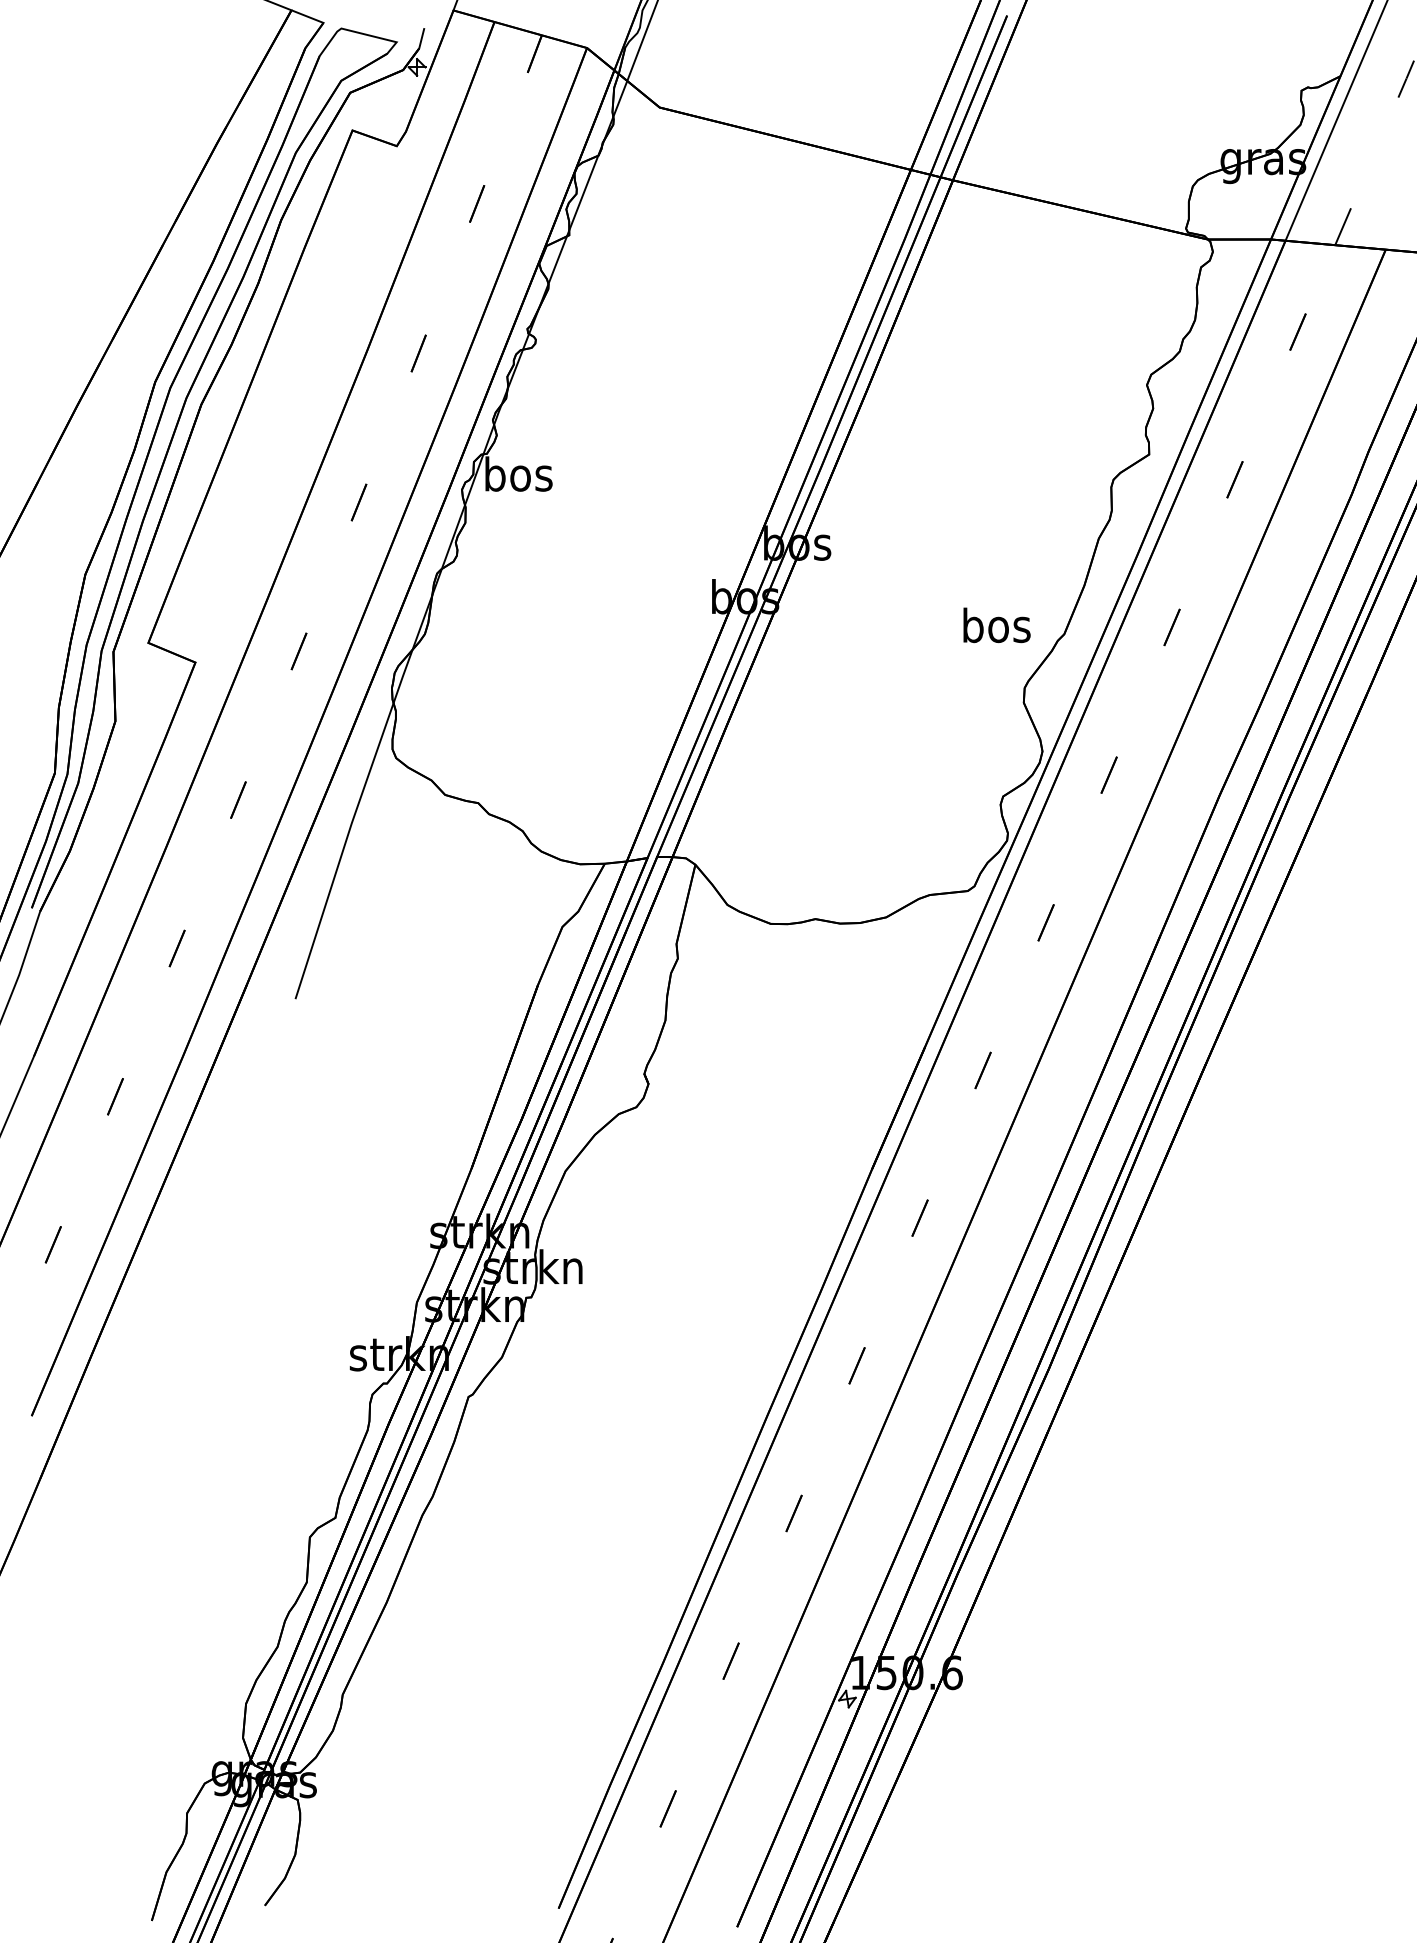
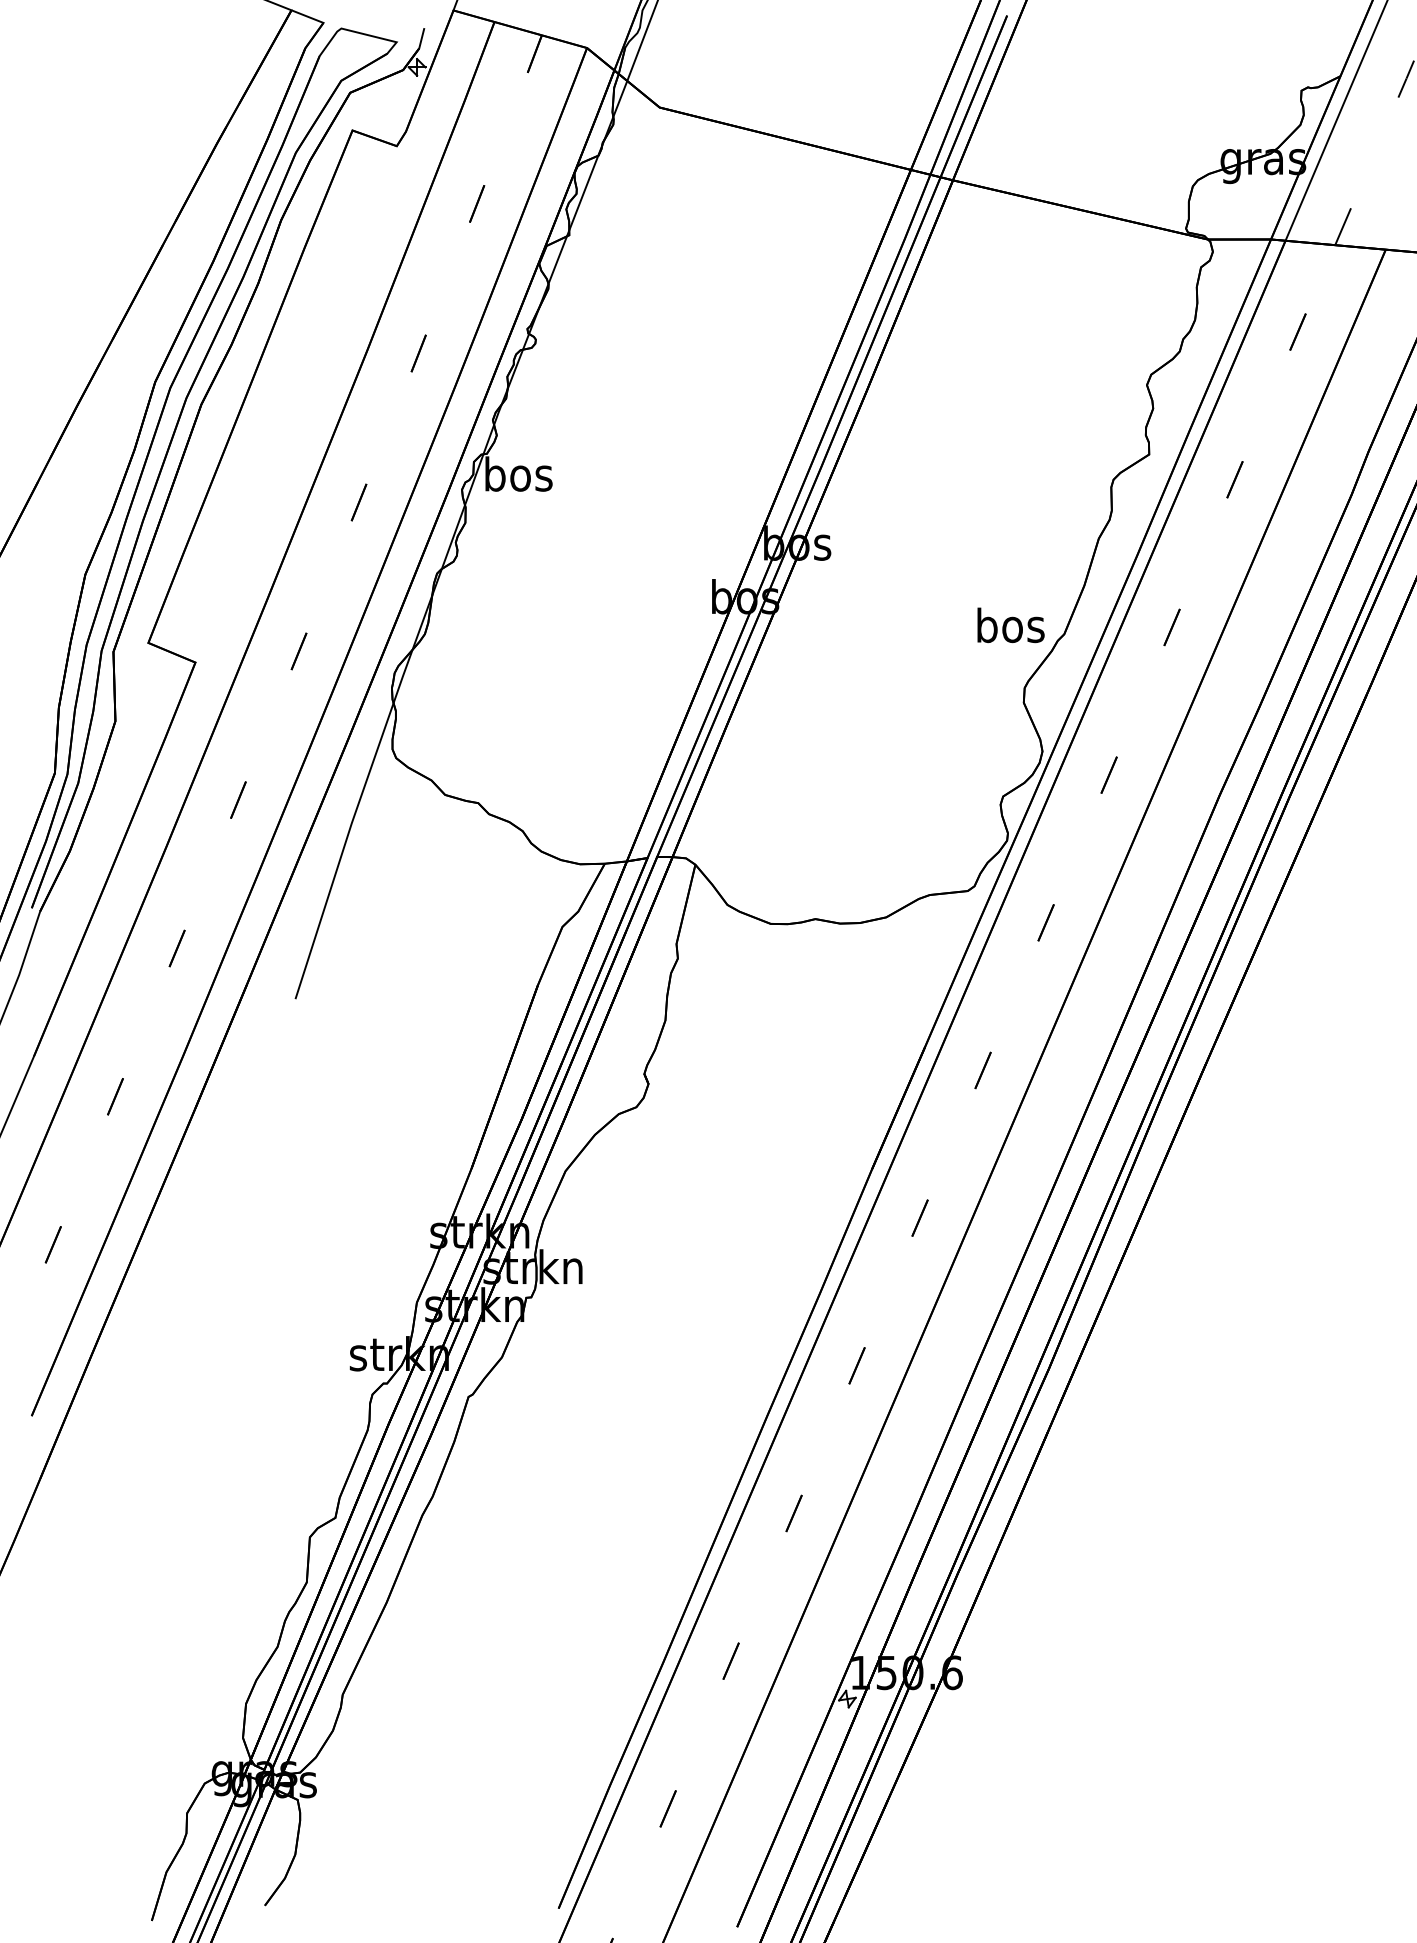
text position: (996, 625) -> (1010, 625) (1010, 625)
